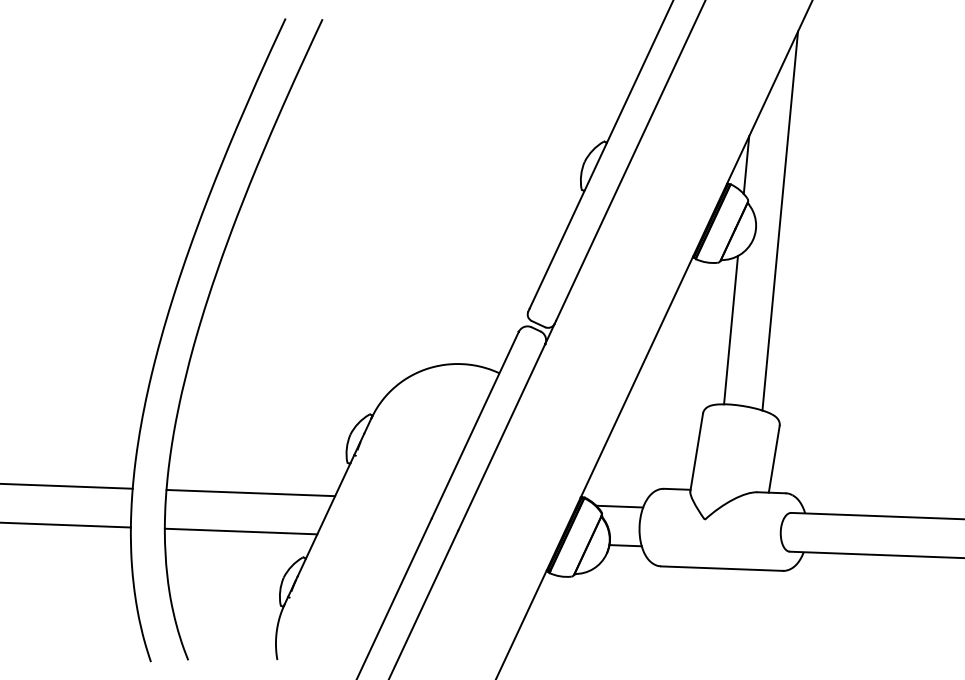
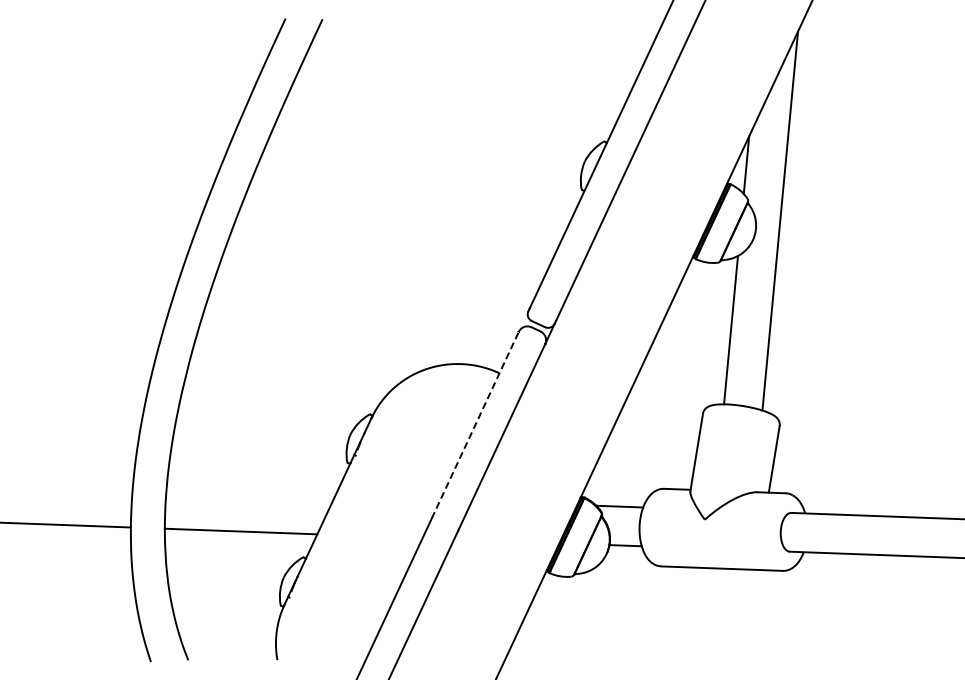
line: solid -> dashed (475, 425)
line: present -> none (67, 485)
line: present -> none (250, 492)
